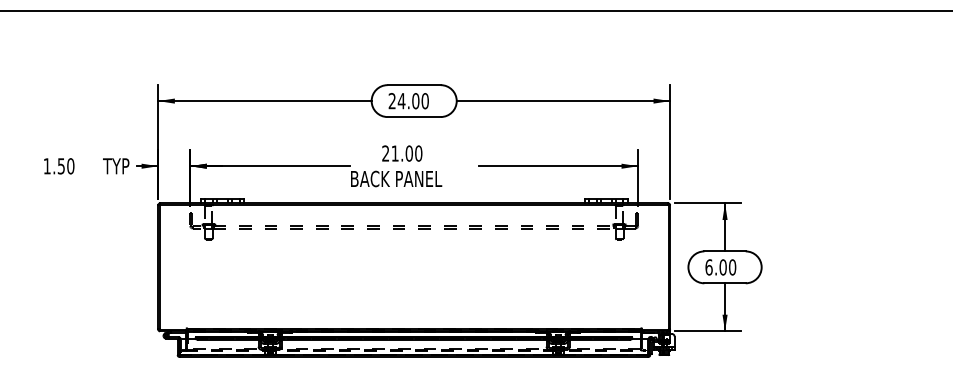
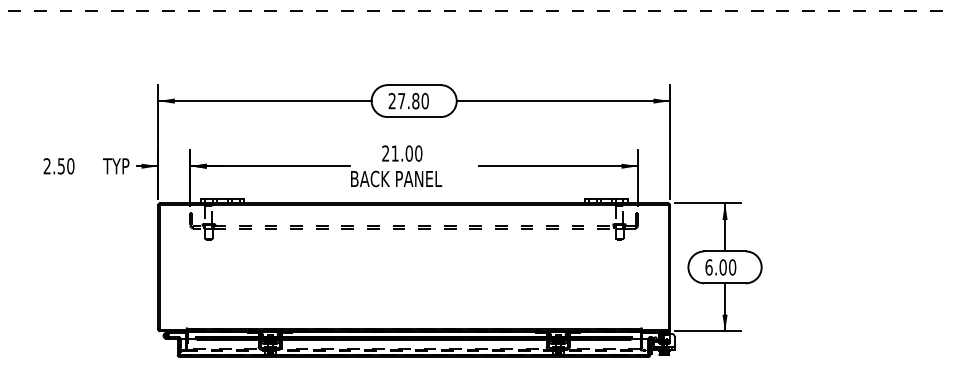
line: solid -> dashed (477, 11)
text: 24.00 -> 27.80 (408, 101)
text: 1.50 -> 2.50 (46, 166)
